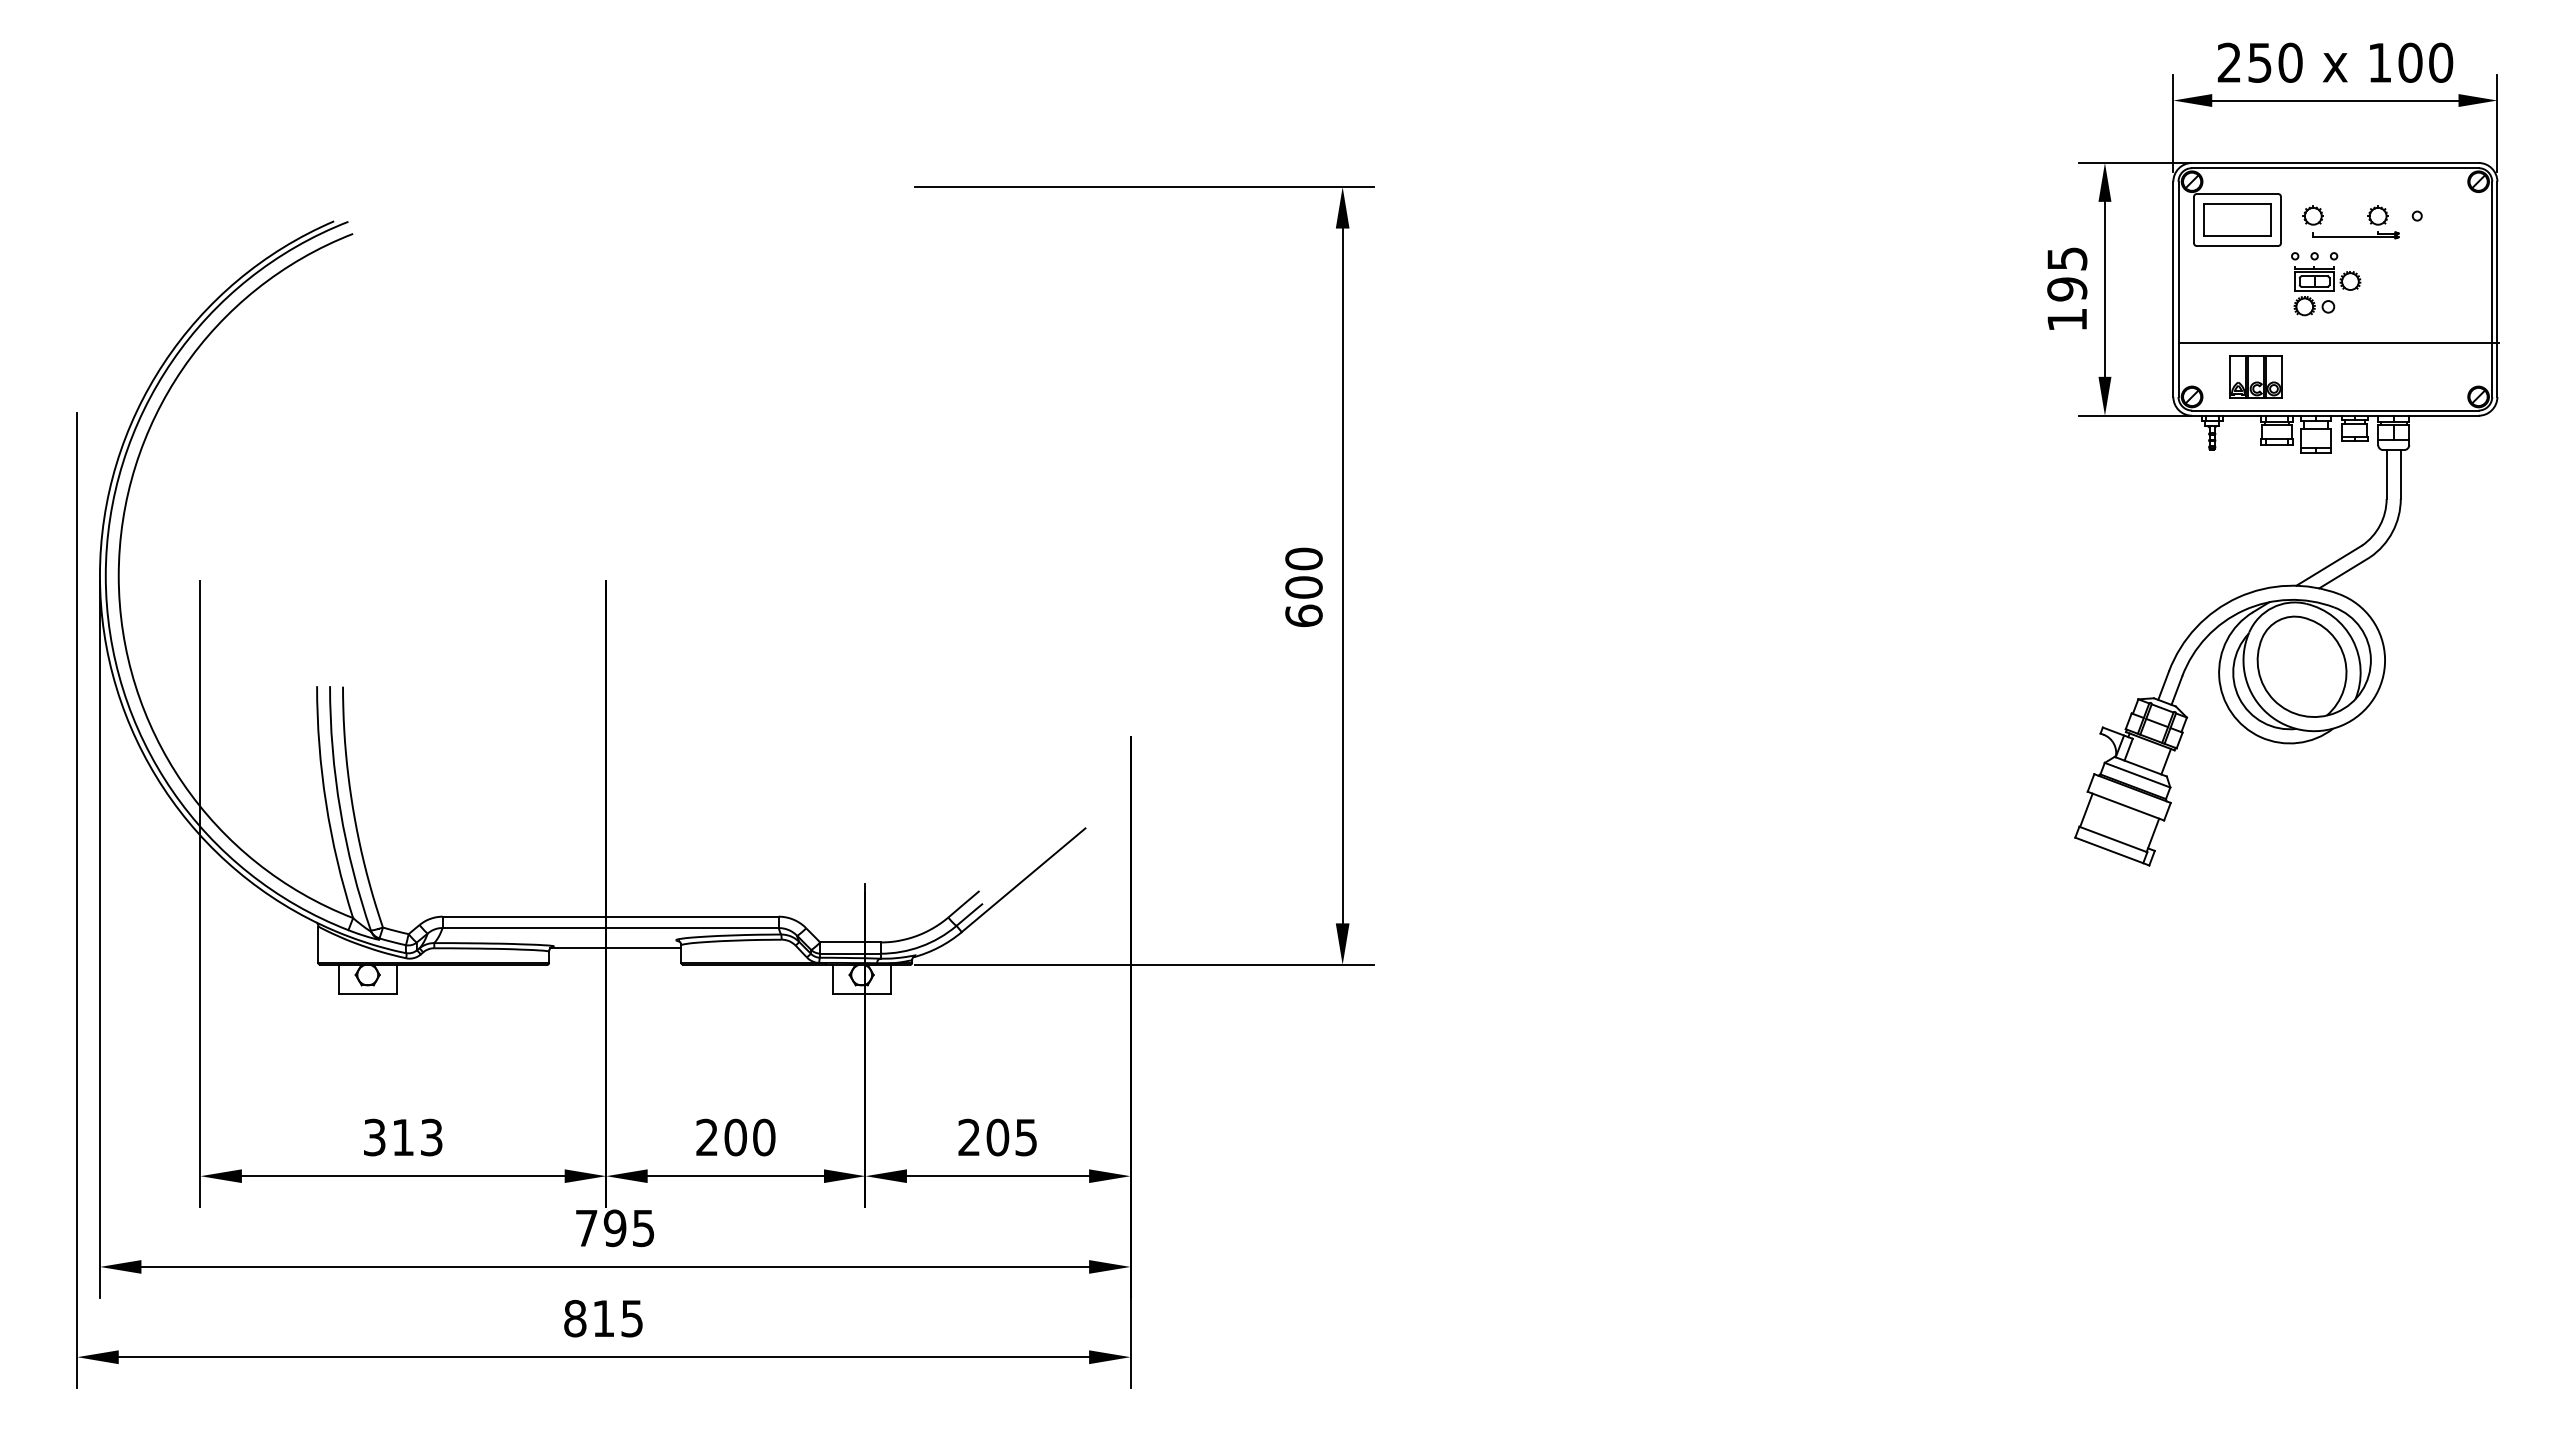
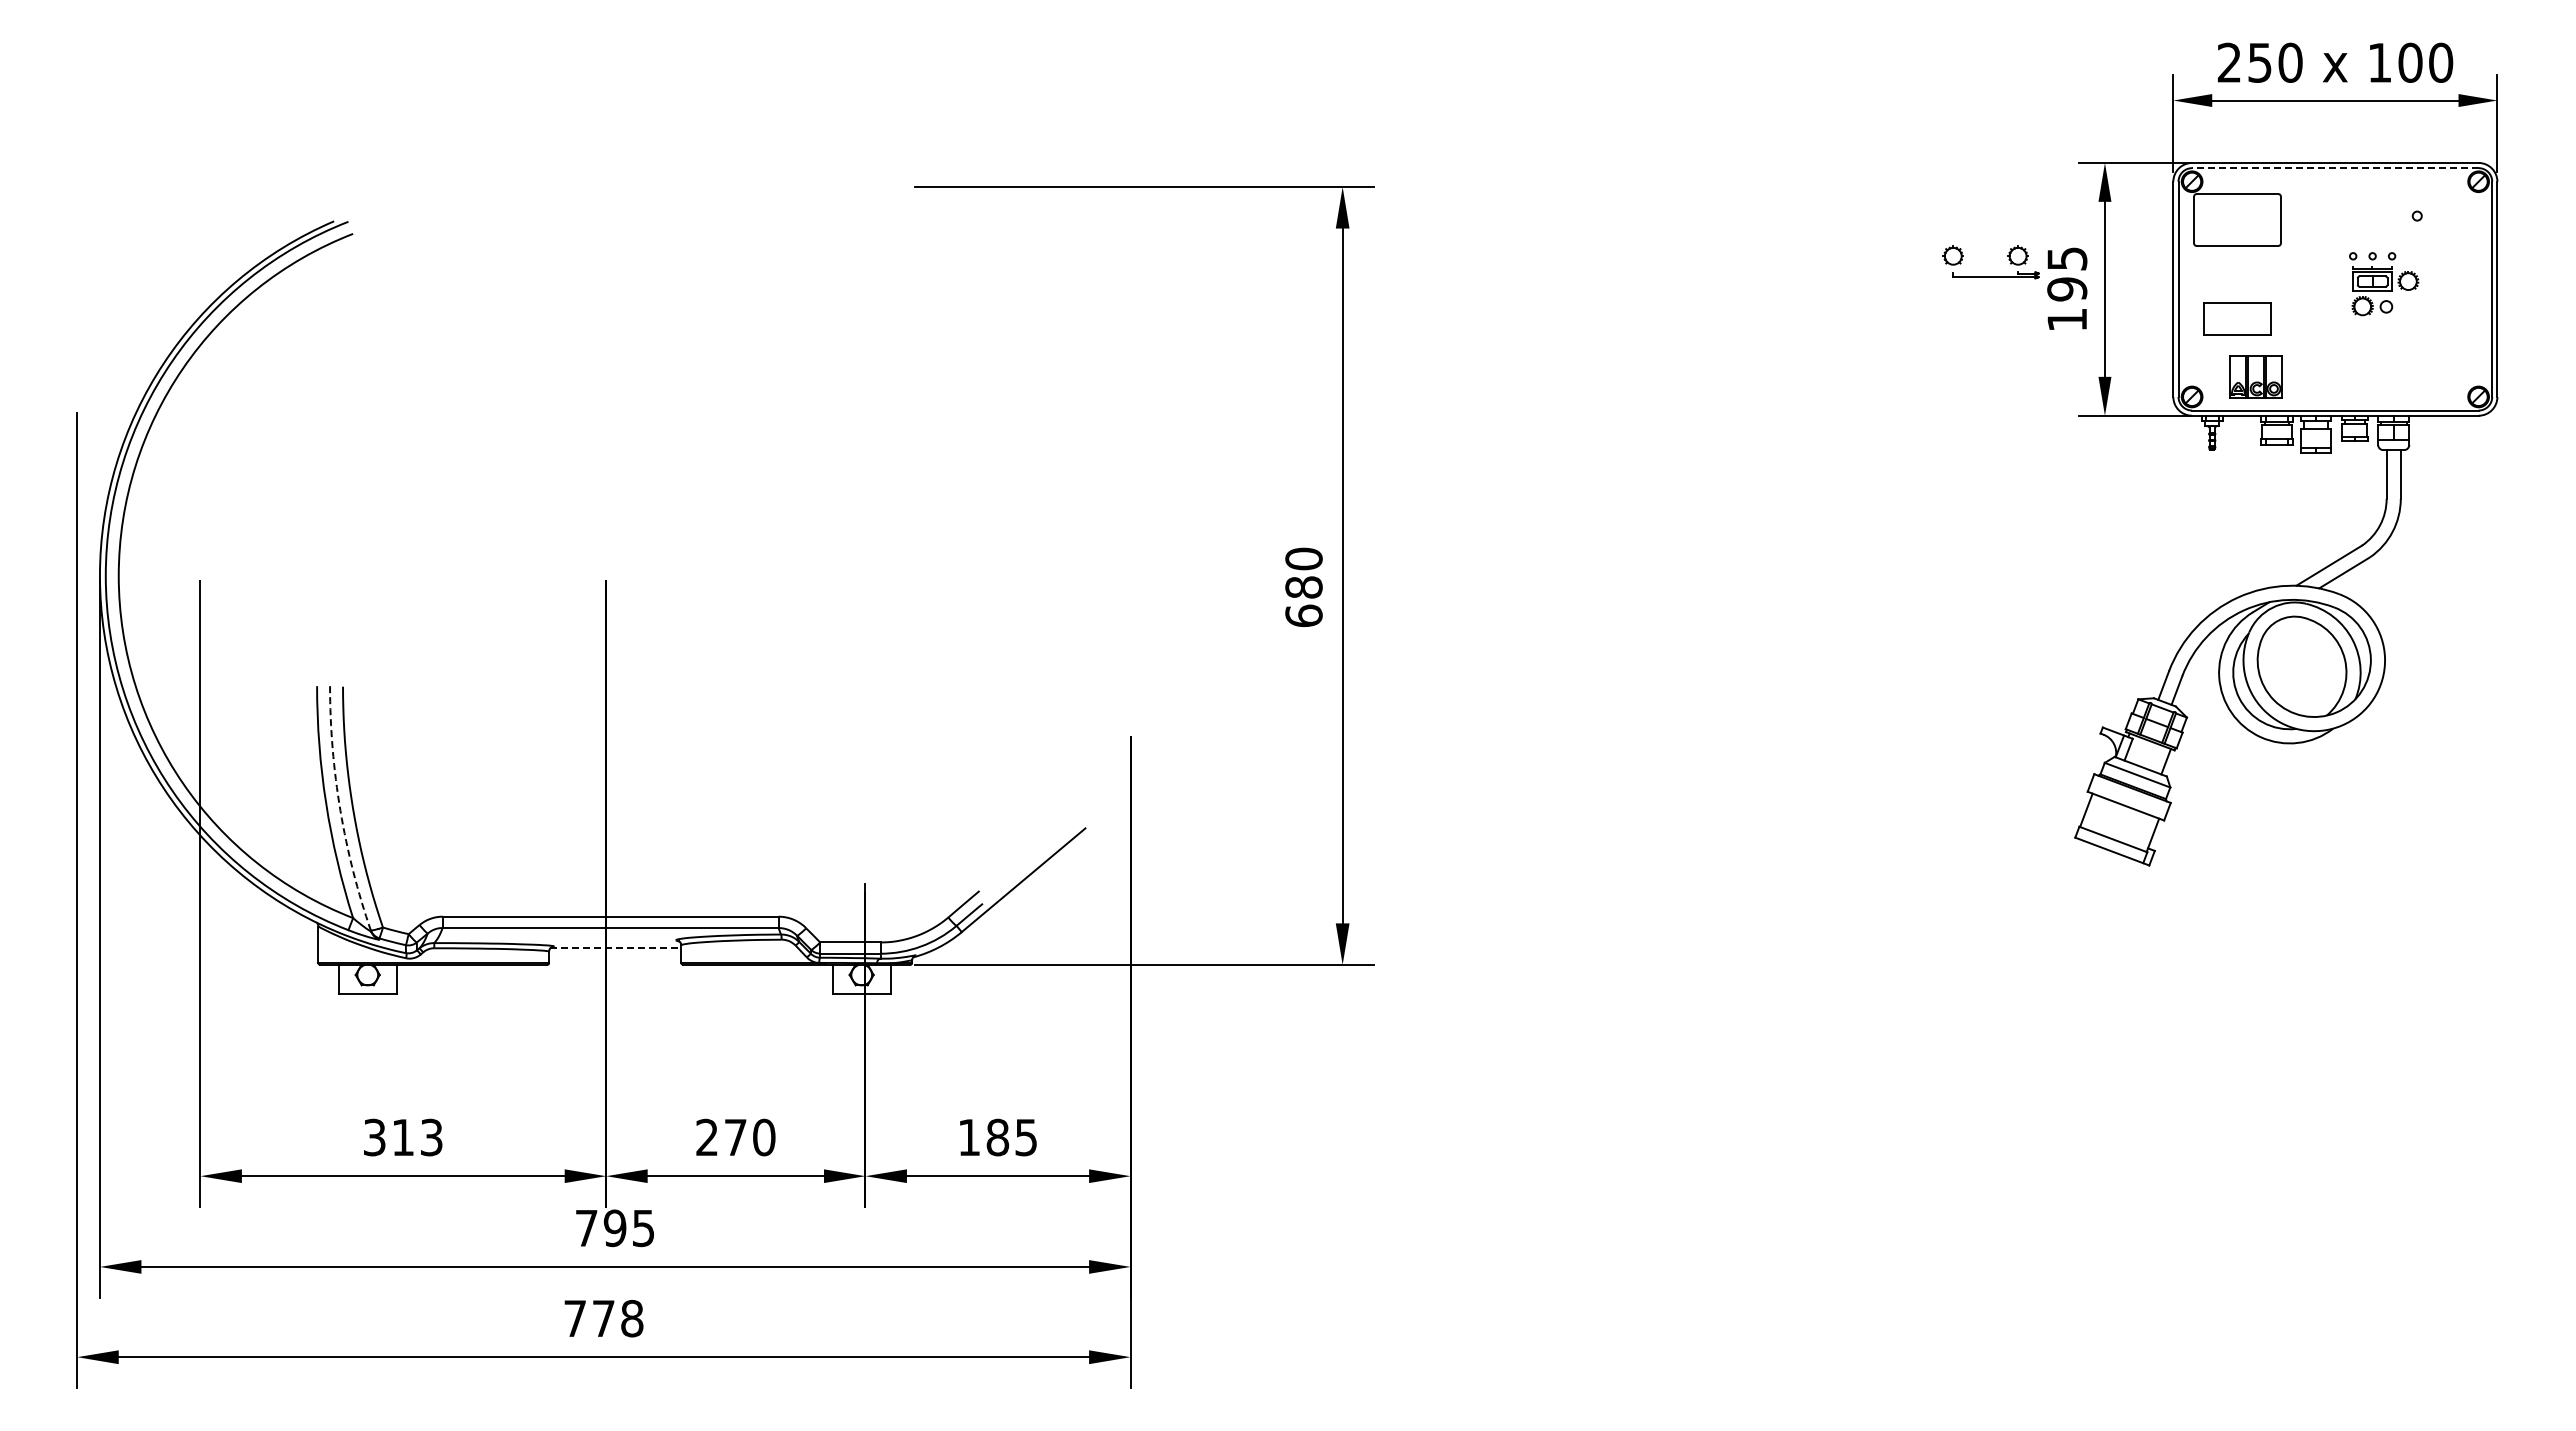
line: solid -> dashed (2334, 168)
part position: (2237, 219) -> (2237, 318) (2237, 318)
part position: (2350, 236) -> (1990, 276) (1990, 276)
part position: (2326, 284) -> (2384, 284) (2384, 284)
line: present -> none (2338, 343)
text: 600 -> 680 (1303, 587)
arc: solid -> dashed (340, 810)
line: solid -> dashed (615, 948)
text: 200 -> 270 (735, 1137)
text: 205 -> 185 (983, 1137)
text: 815 -> 778 (603, 1318)
